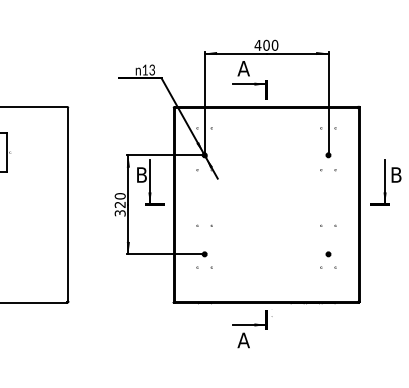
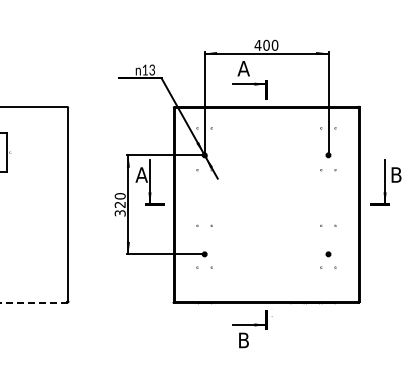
text: B -> A (141, 174)
line: solid -> dashed (34, 302)
text: A -> B (243, 340)
